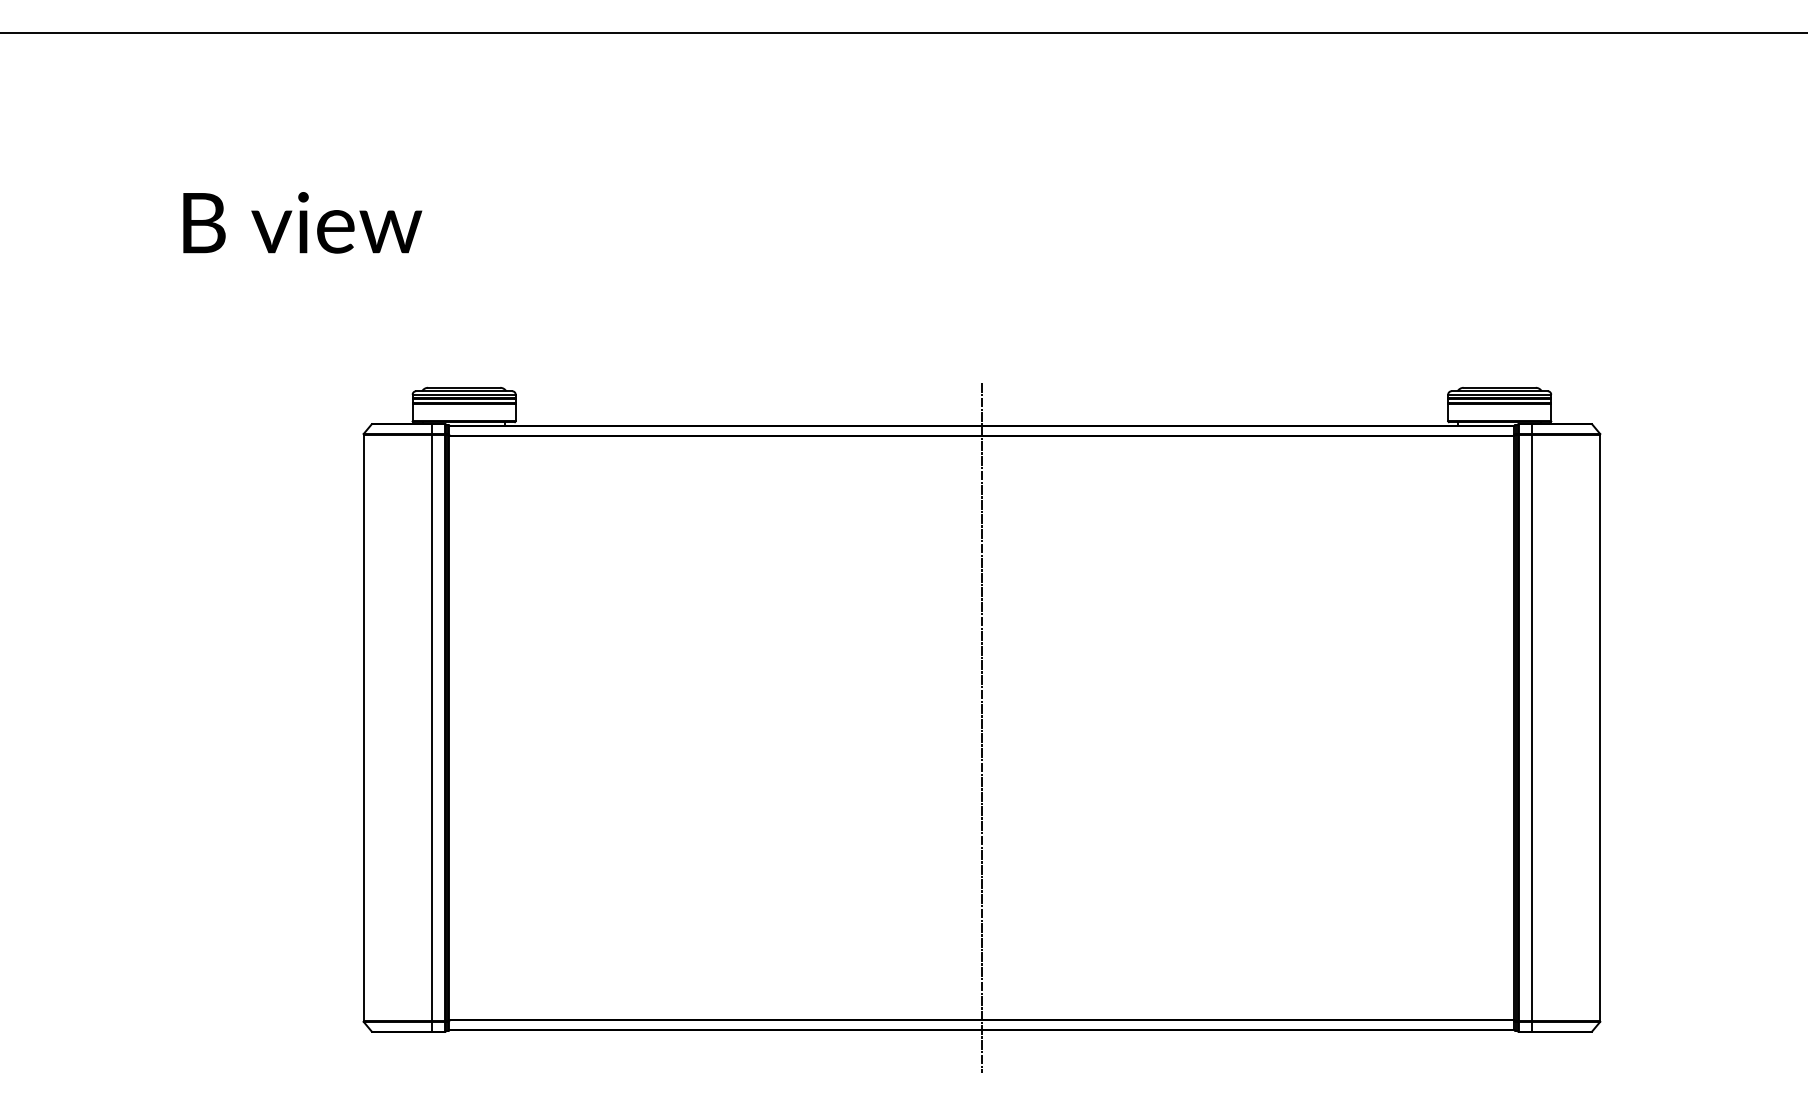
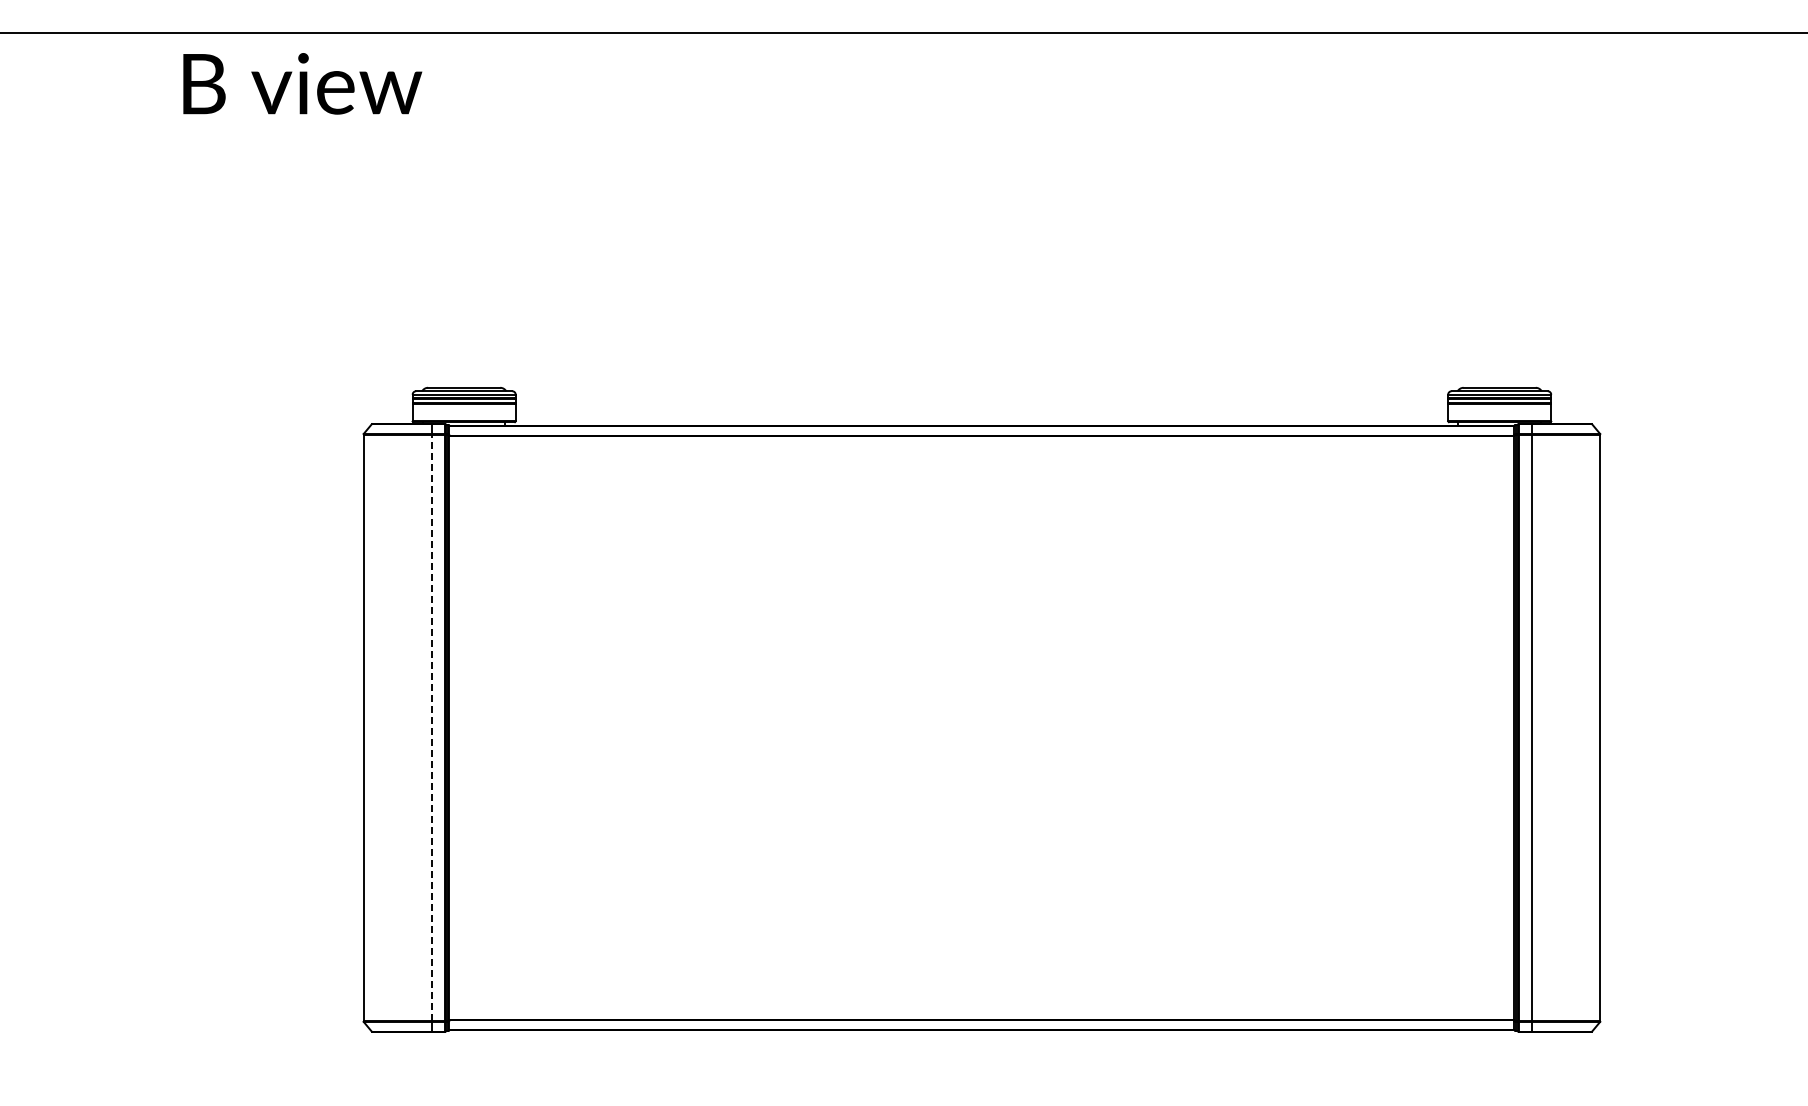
text position: (302, 222) -> (302, 83) (302, 83)
line: solid -> dashed (432, 727)
line: present -> none (981, 727)
